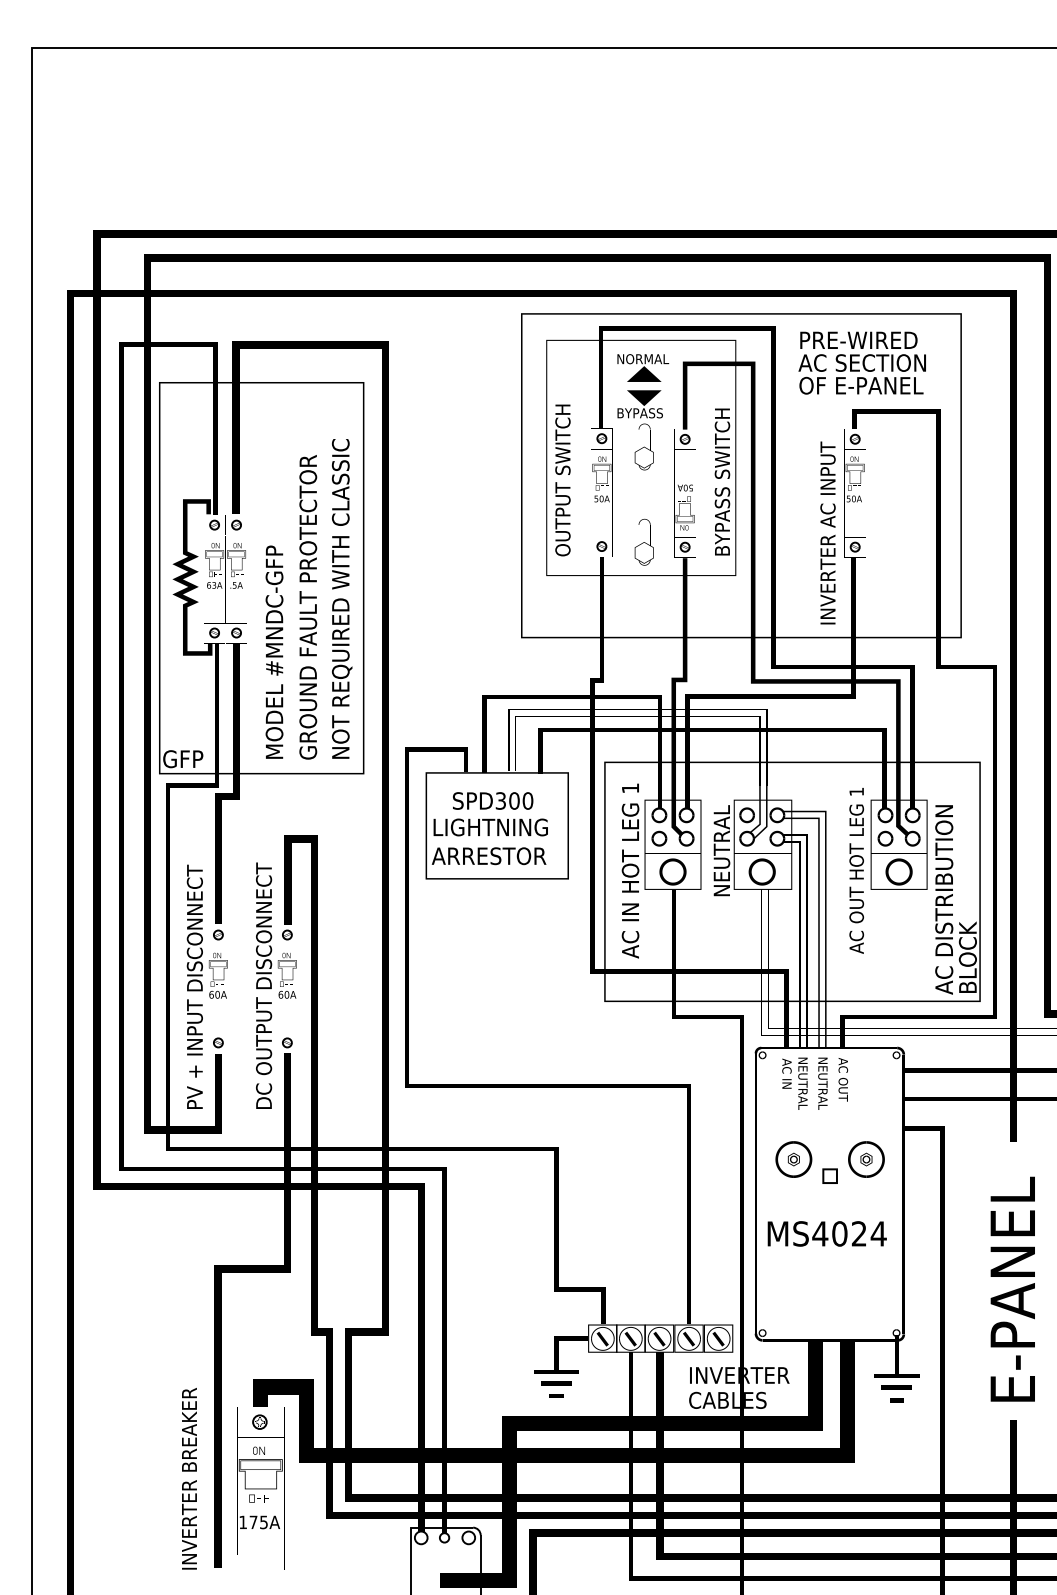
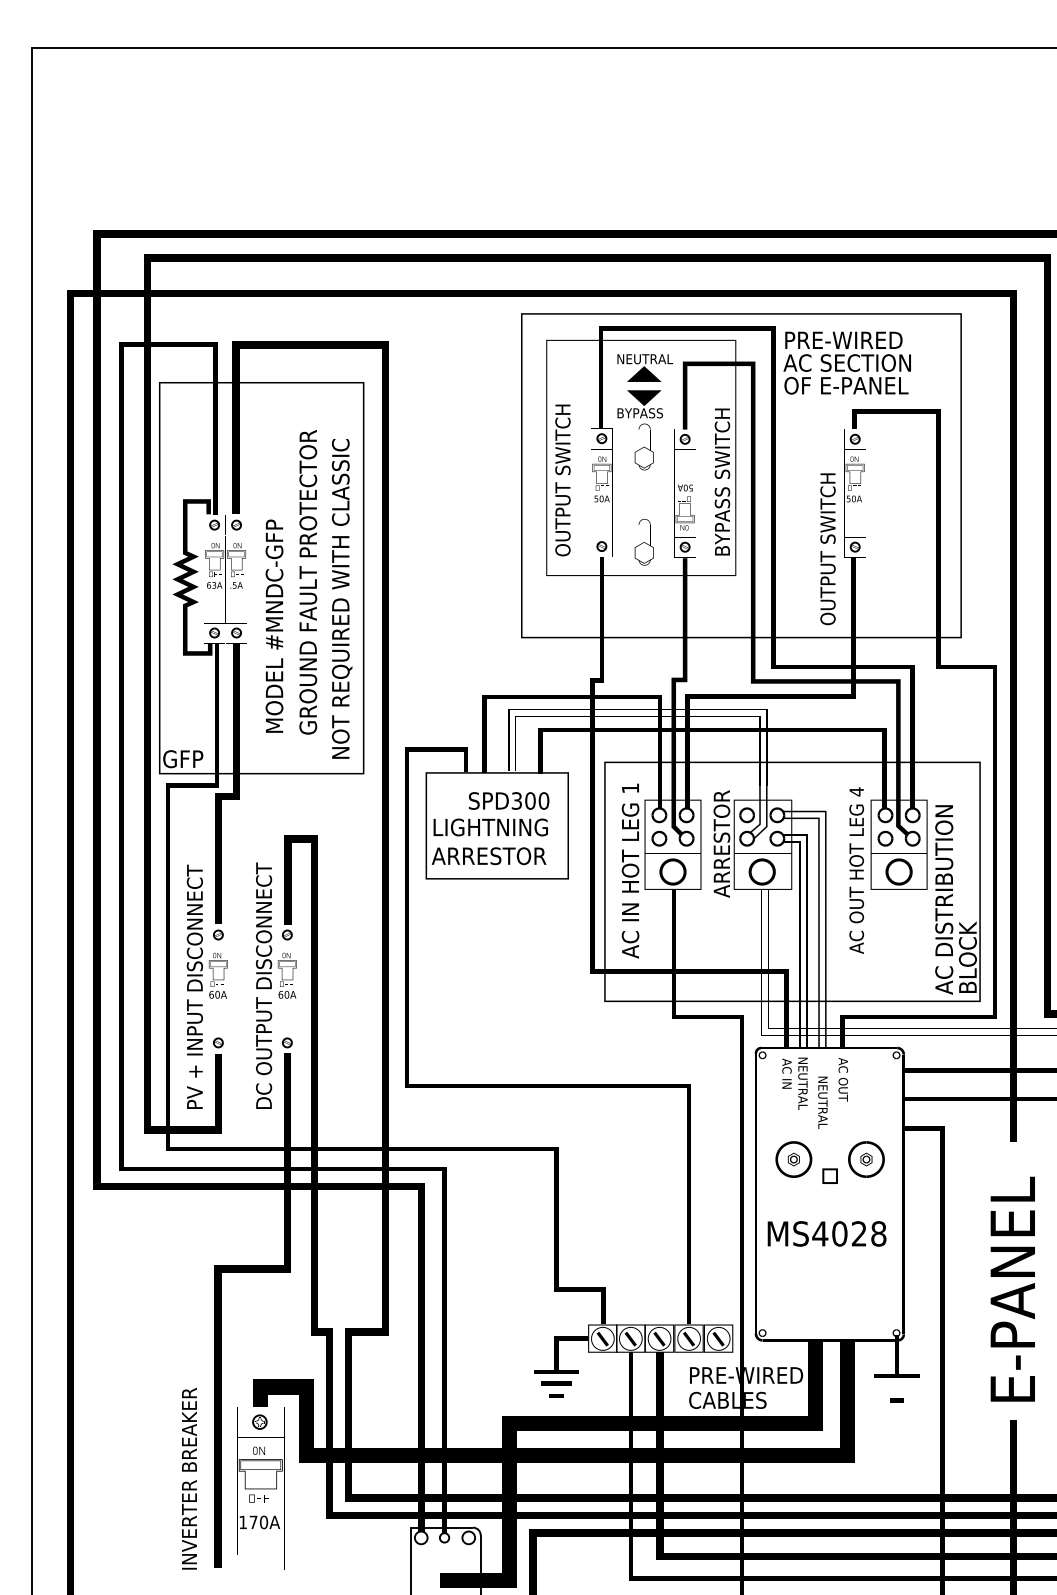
text: NORMAL -> NEUTRAL (649, 359)
text position: (861, 362) -> (846, 362) (846, 362)
text: INVERTER AC INPUT -> OUTPUT SWITCH (827, 533)
text position: (308, 607) -> (308, 582) (308, 582)
text position: (274, 651) -> (274, 625) (274, 625)
text: 1 -> 4 (856, 791)
text position: (493, 800) -> (509, 800) (509, 800)
text: NEUTRAL -> ARRESTOR (721, 843)
text position: (822, 1083) -> (822, 1102) (822, 1102)
text: MS4024 -> MS4028 (878, 1233)
text: INVERTER -> PRE-WIRED (747, 1375)
line: present -> none (896, 1387)
text: 175A -> 170A (264, 1522)
